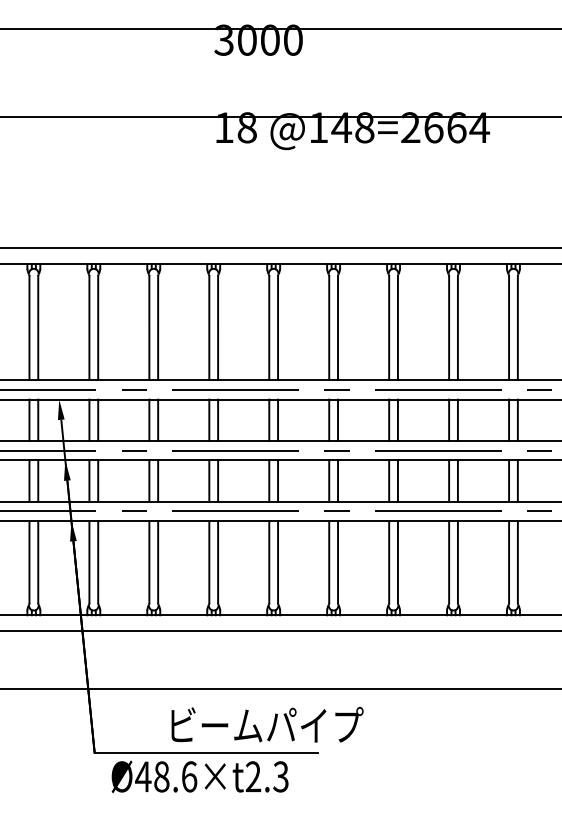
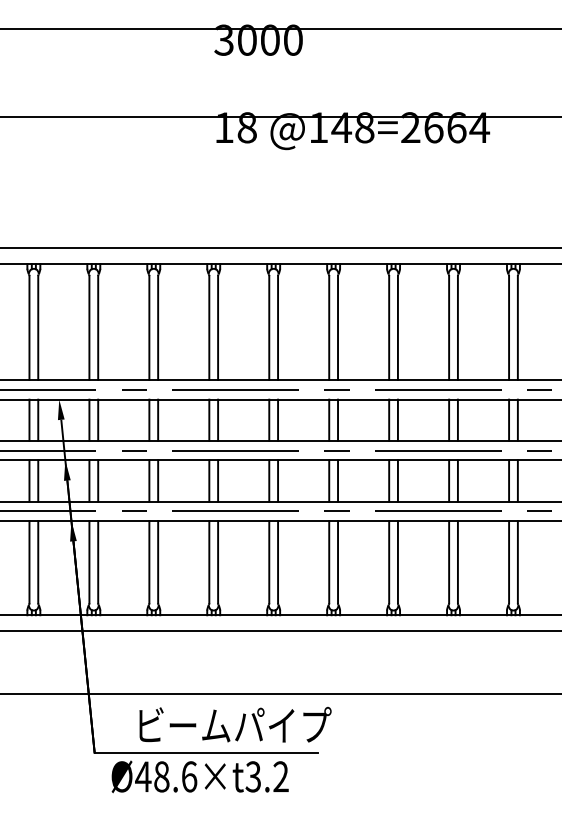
line position: (280, 688) -> (280, 693) (280, 693)
text position: (267, 724) -> (235, 724) (235, 724)
text: Ø48.6×t2.3 -> Ø48.6×t3.2 (266, 776)
